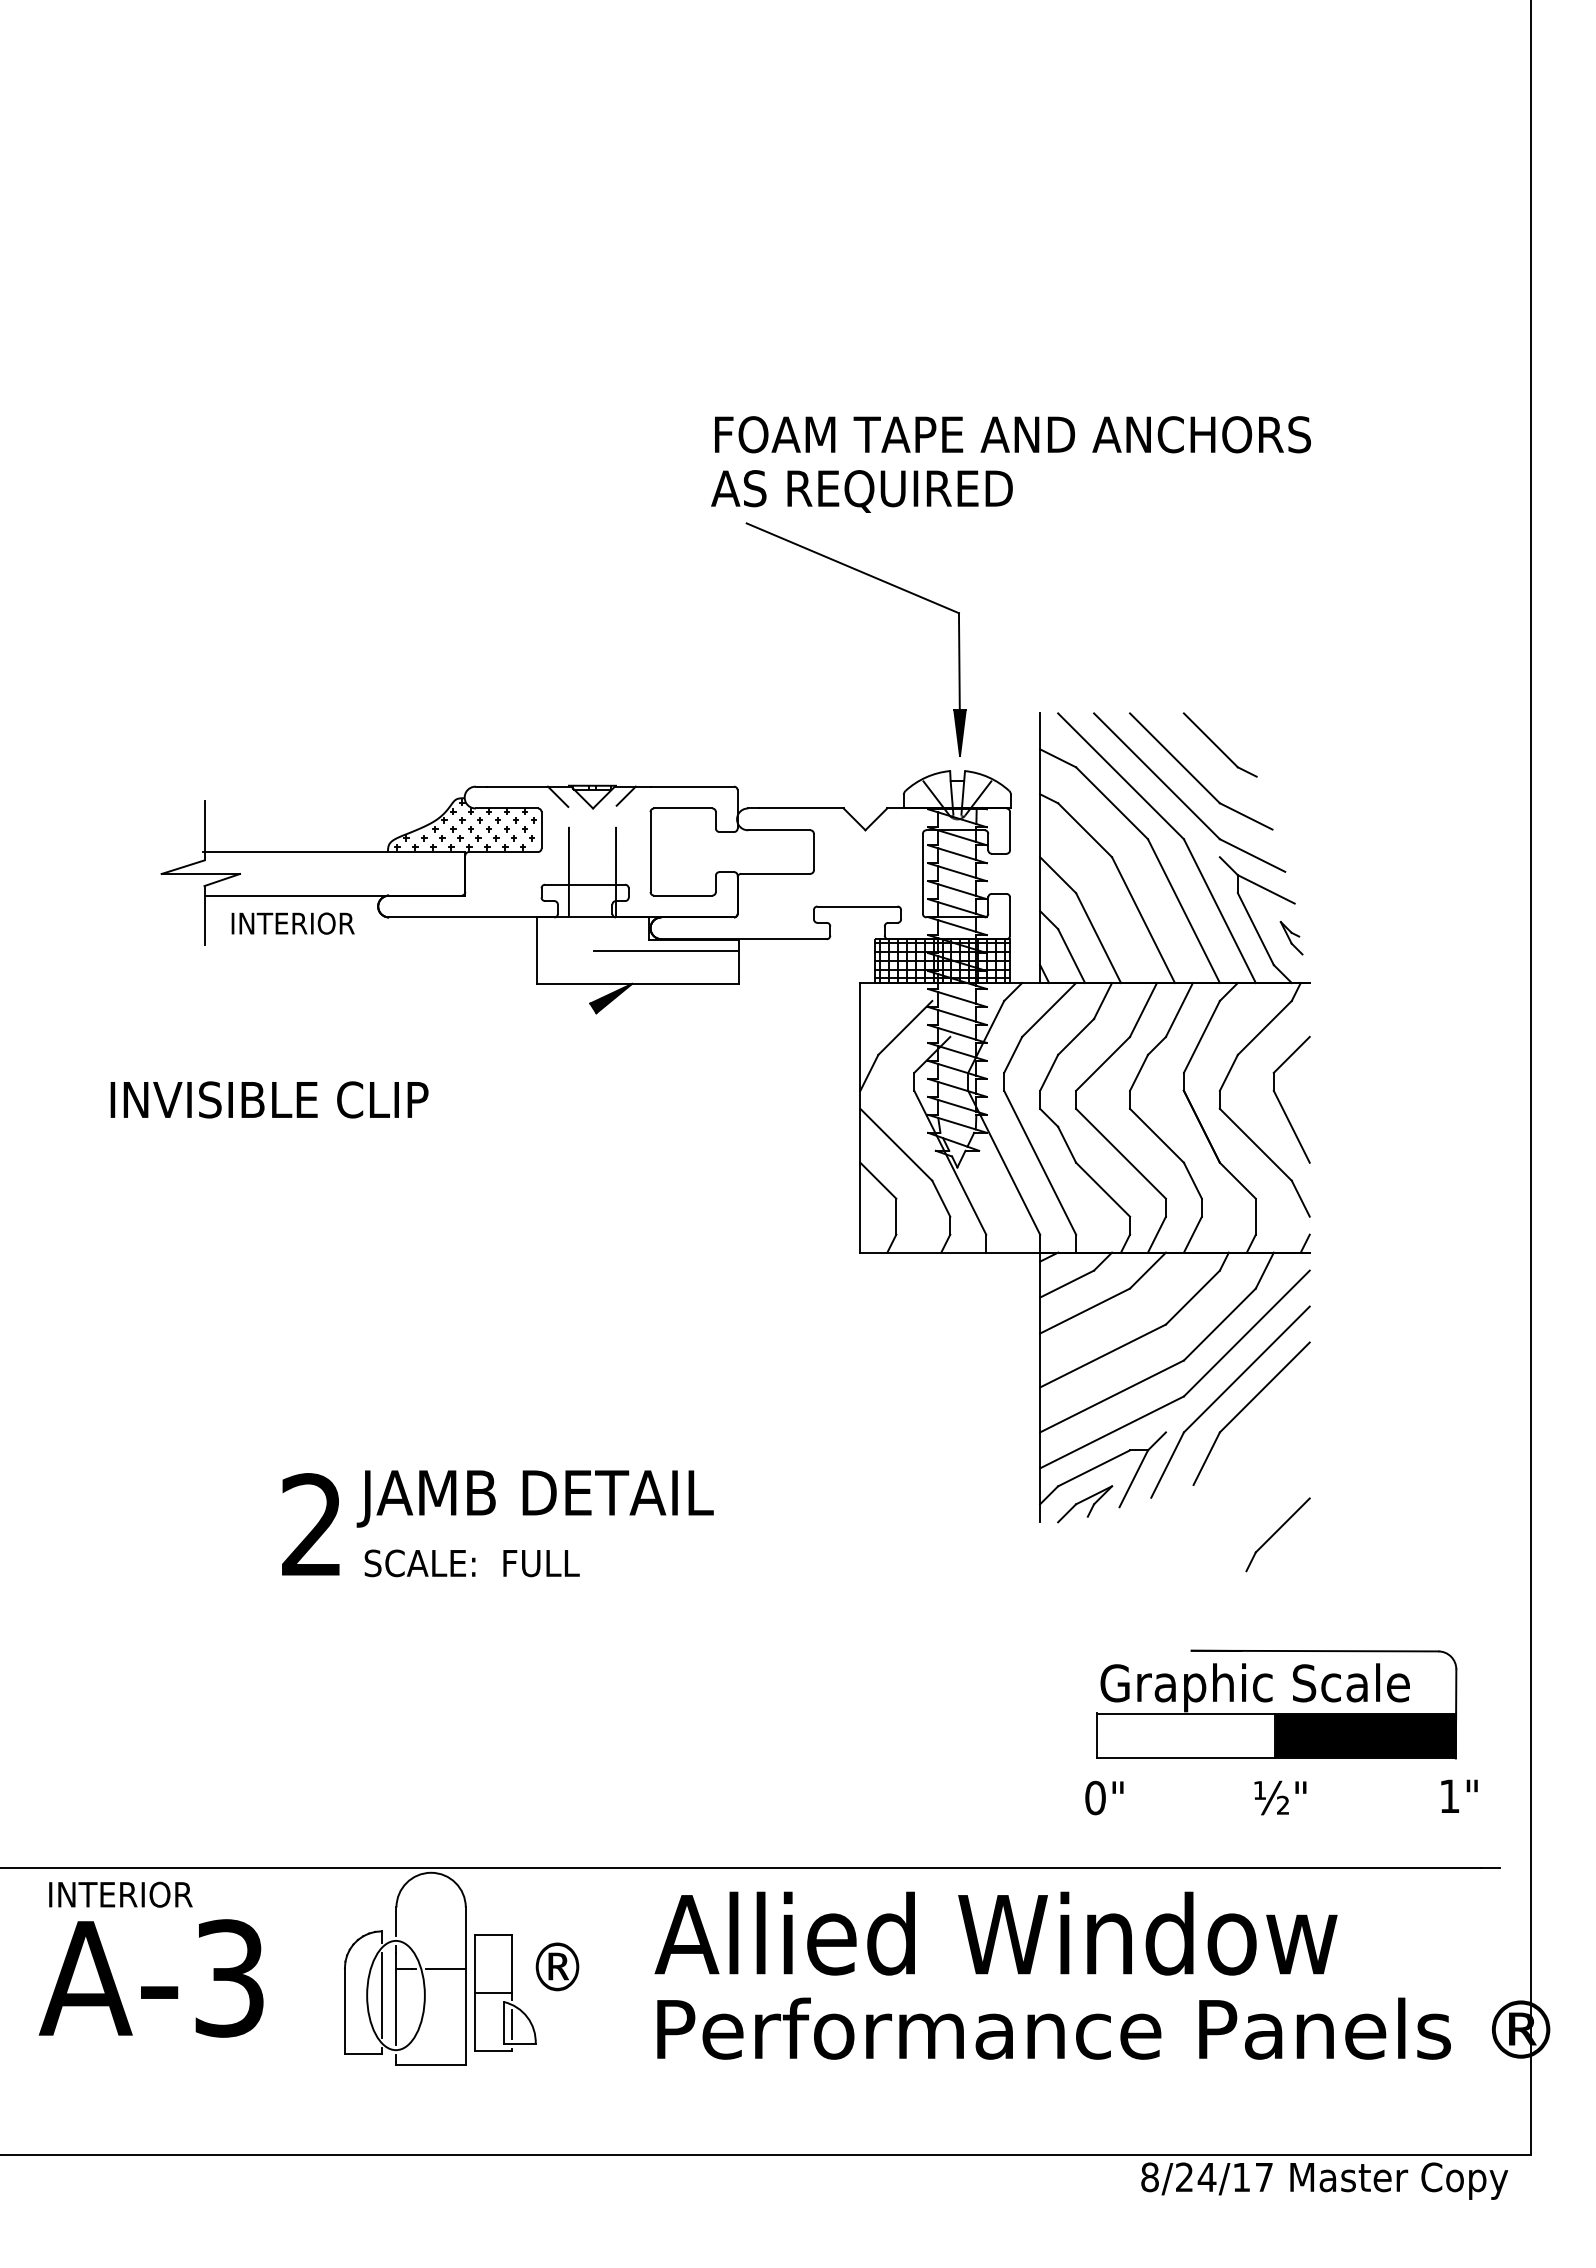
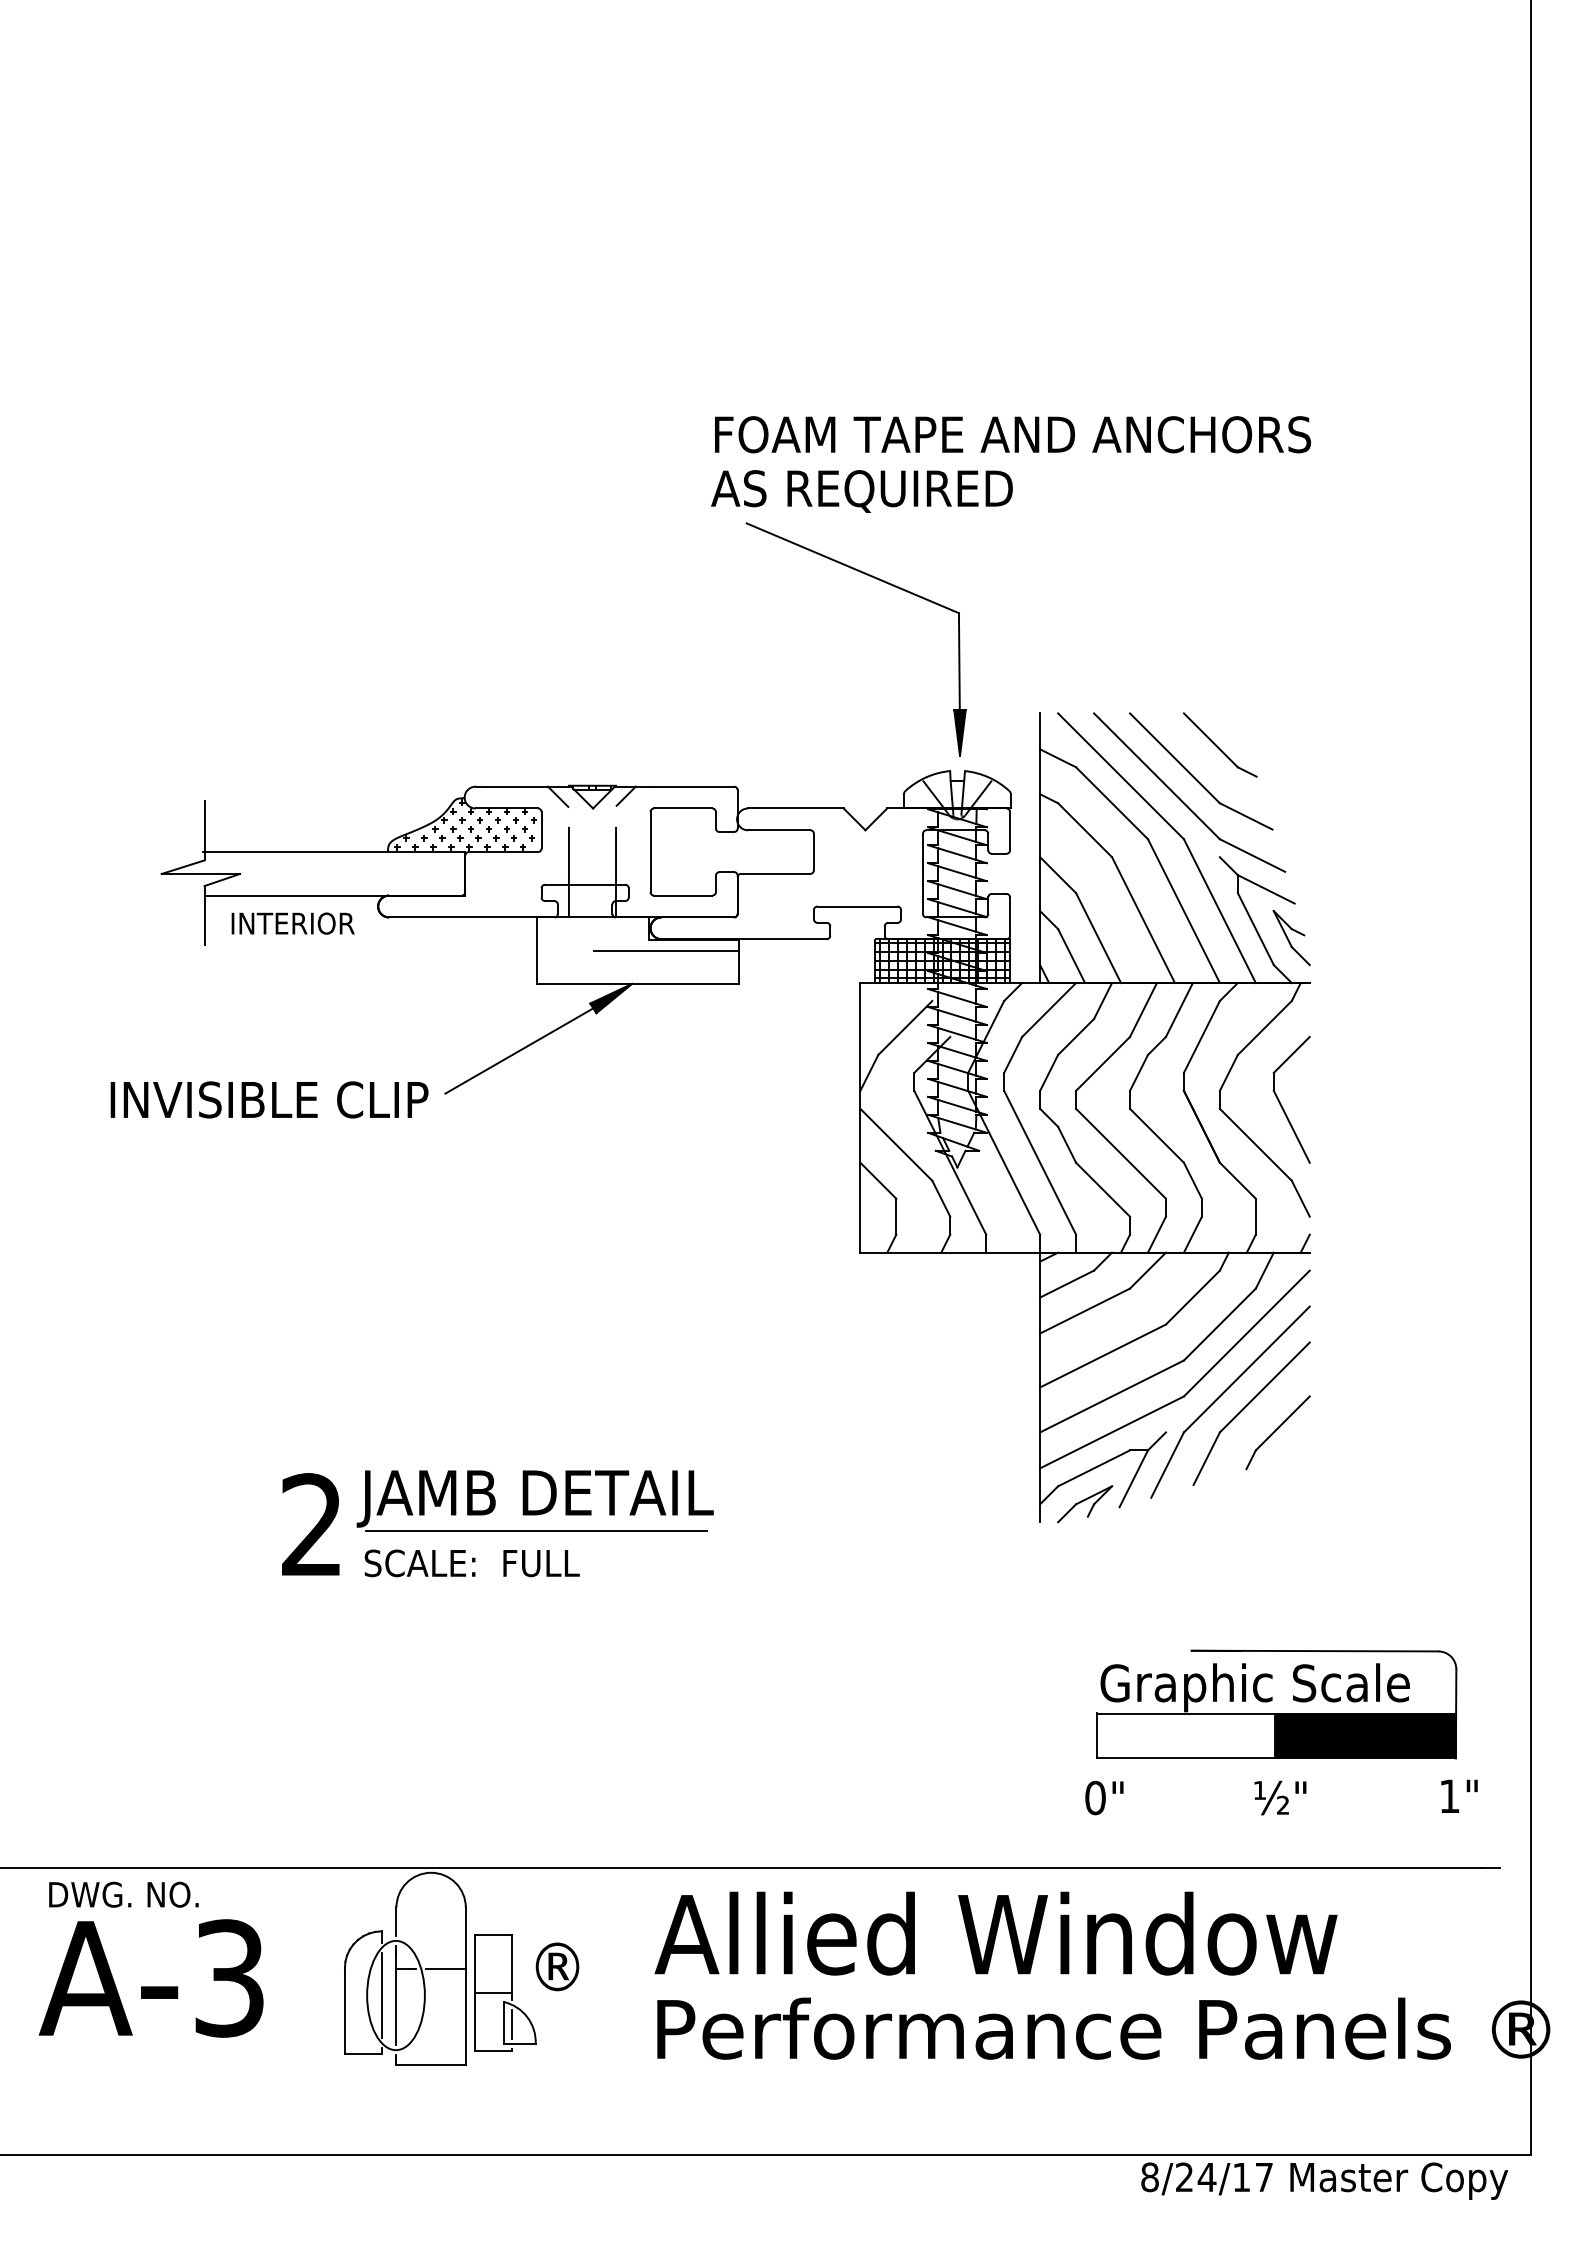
part size: 25x35 px -> 39x57 px (1291, 938)
line: none -> present (519, 1050)
line: none -> present (536, 1531)
part position: (1277, 1534) -> (1277, 1432) (1277, 1432)
text: INTERIOR -> DWG. NO. (125, 1894)
